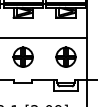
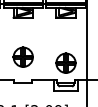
line: present -> none (44, 37)
part position: (65, 56) -> (65, 62) (65, 62)
